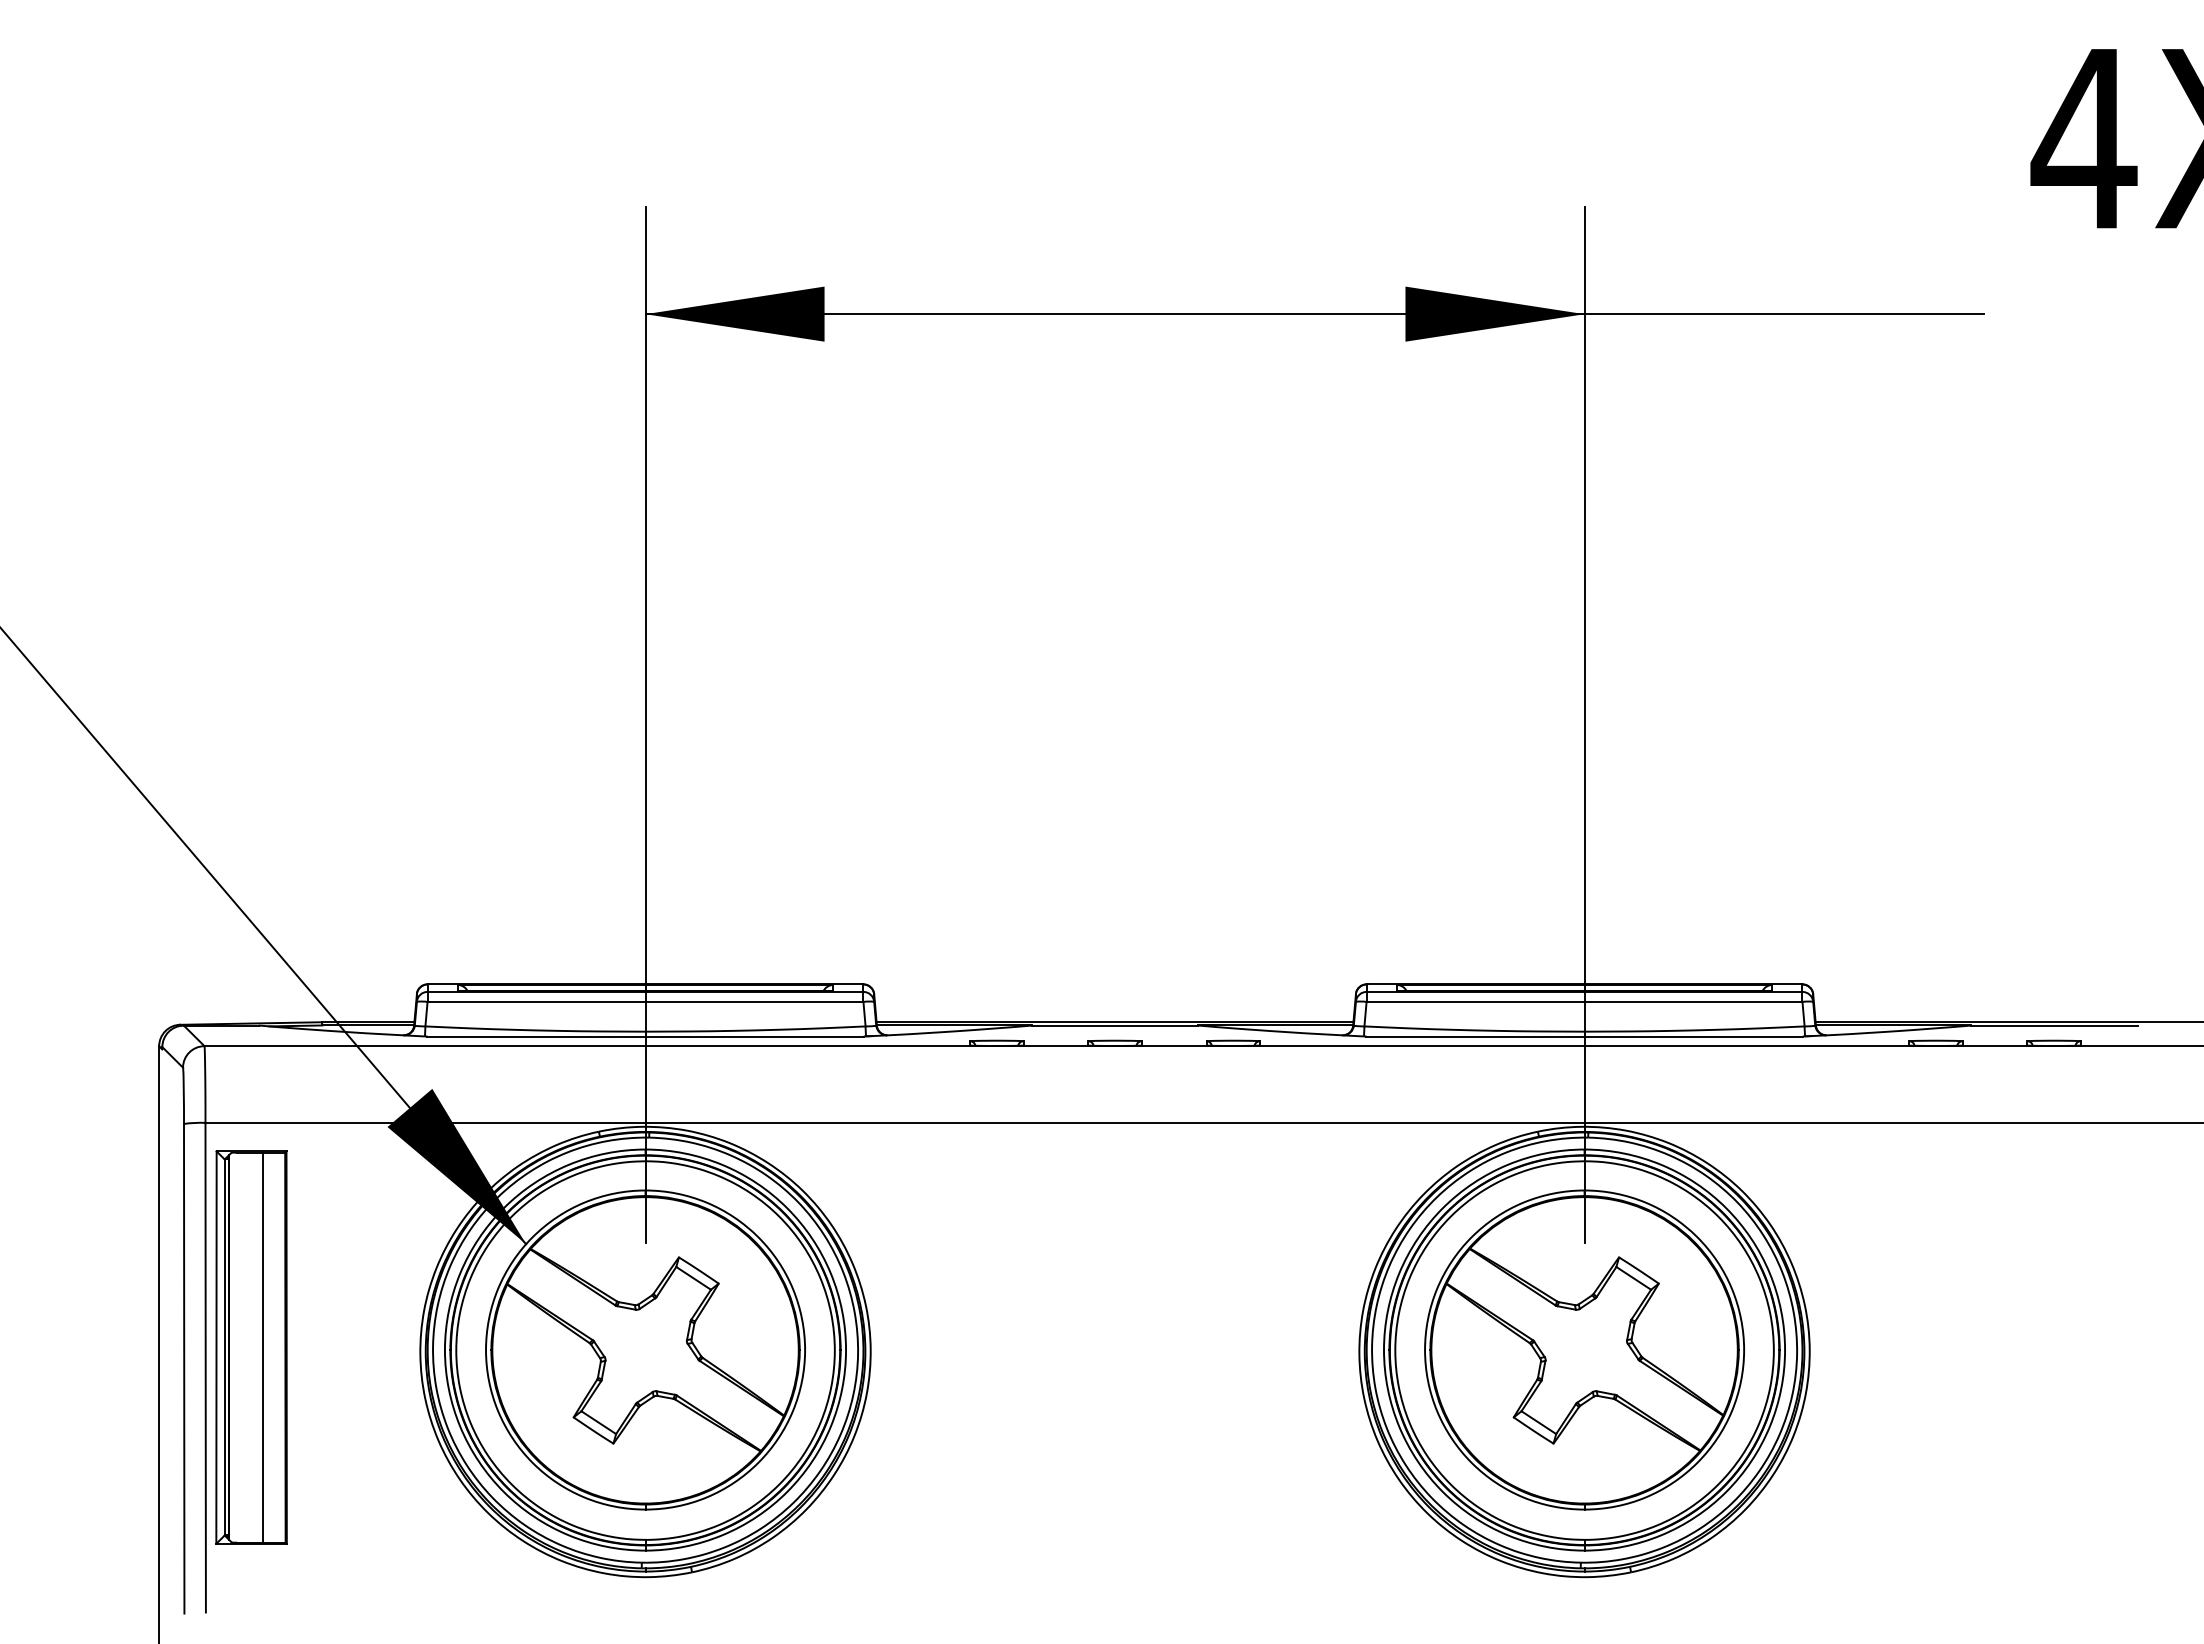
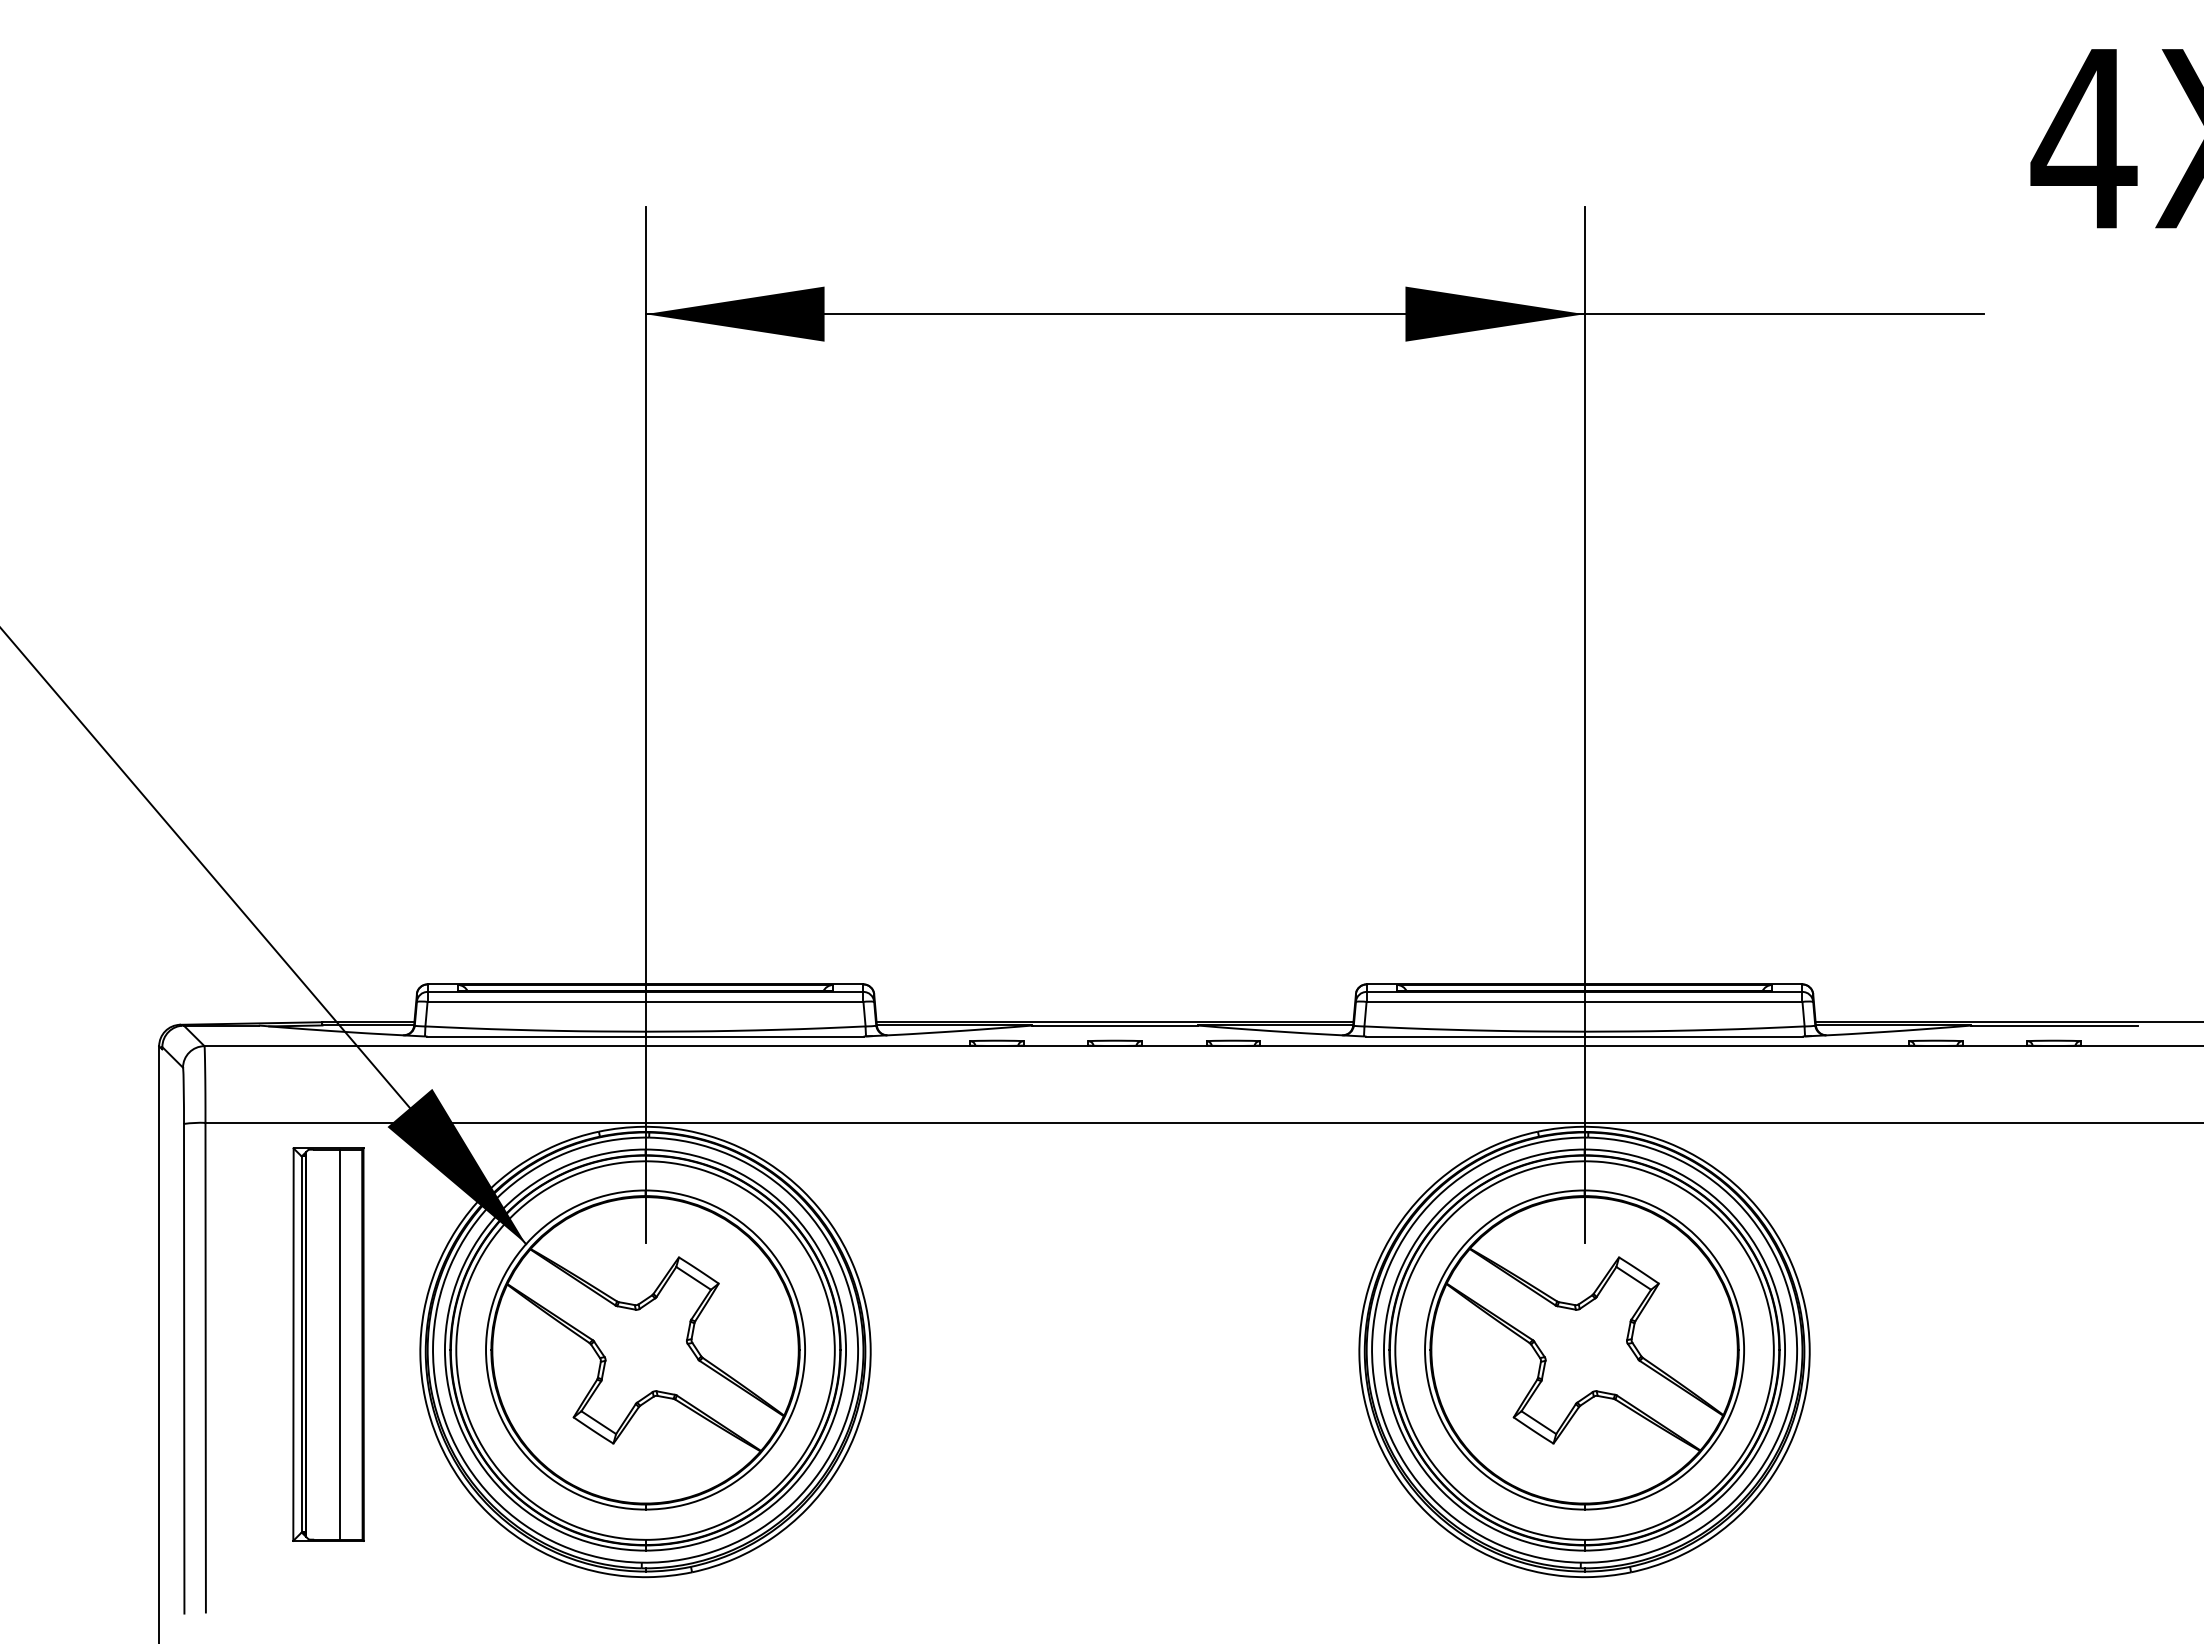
part position: (251, 1347) -> (328, 1344) (328, 1344)
